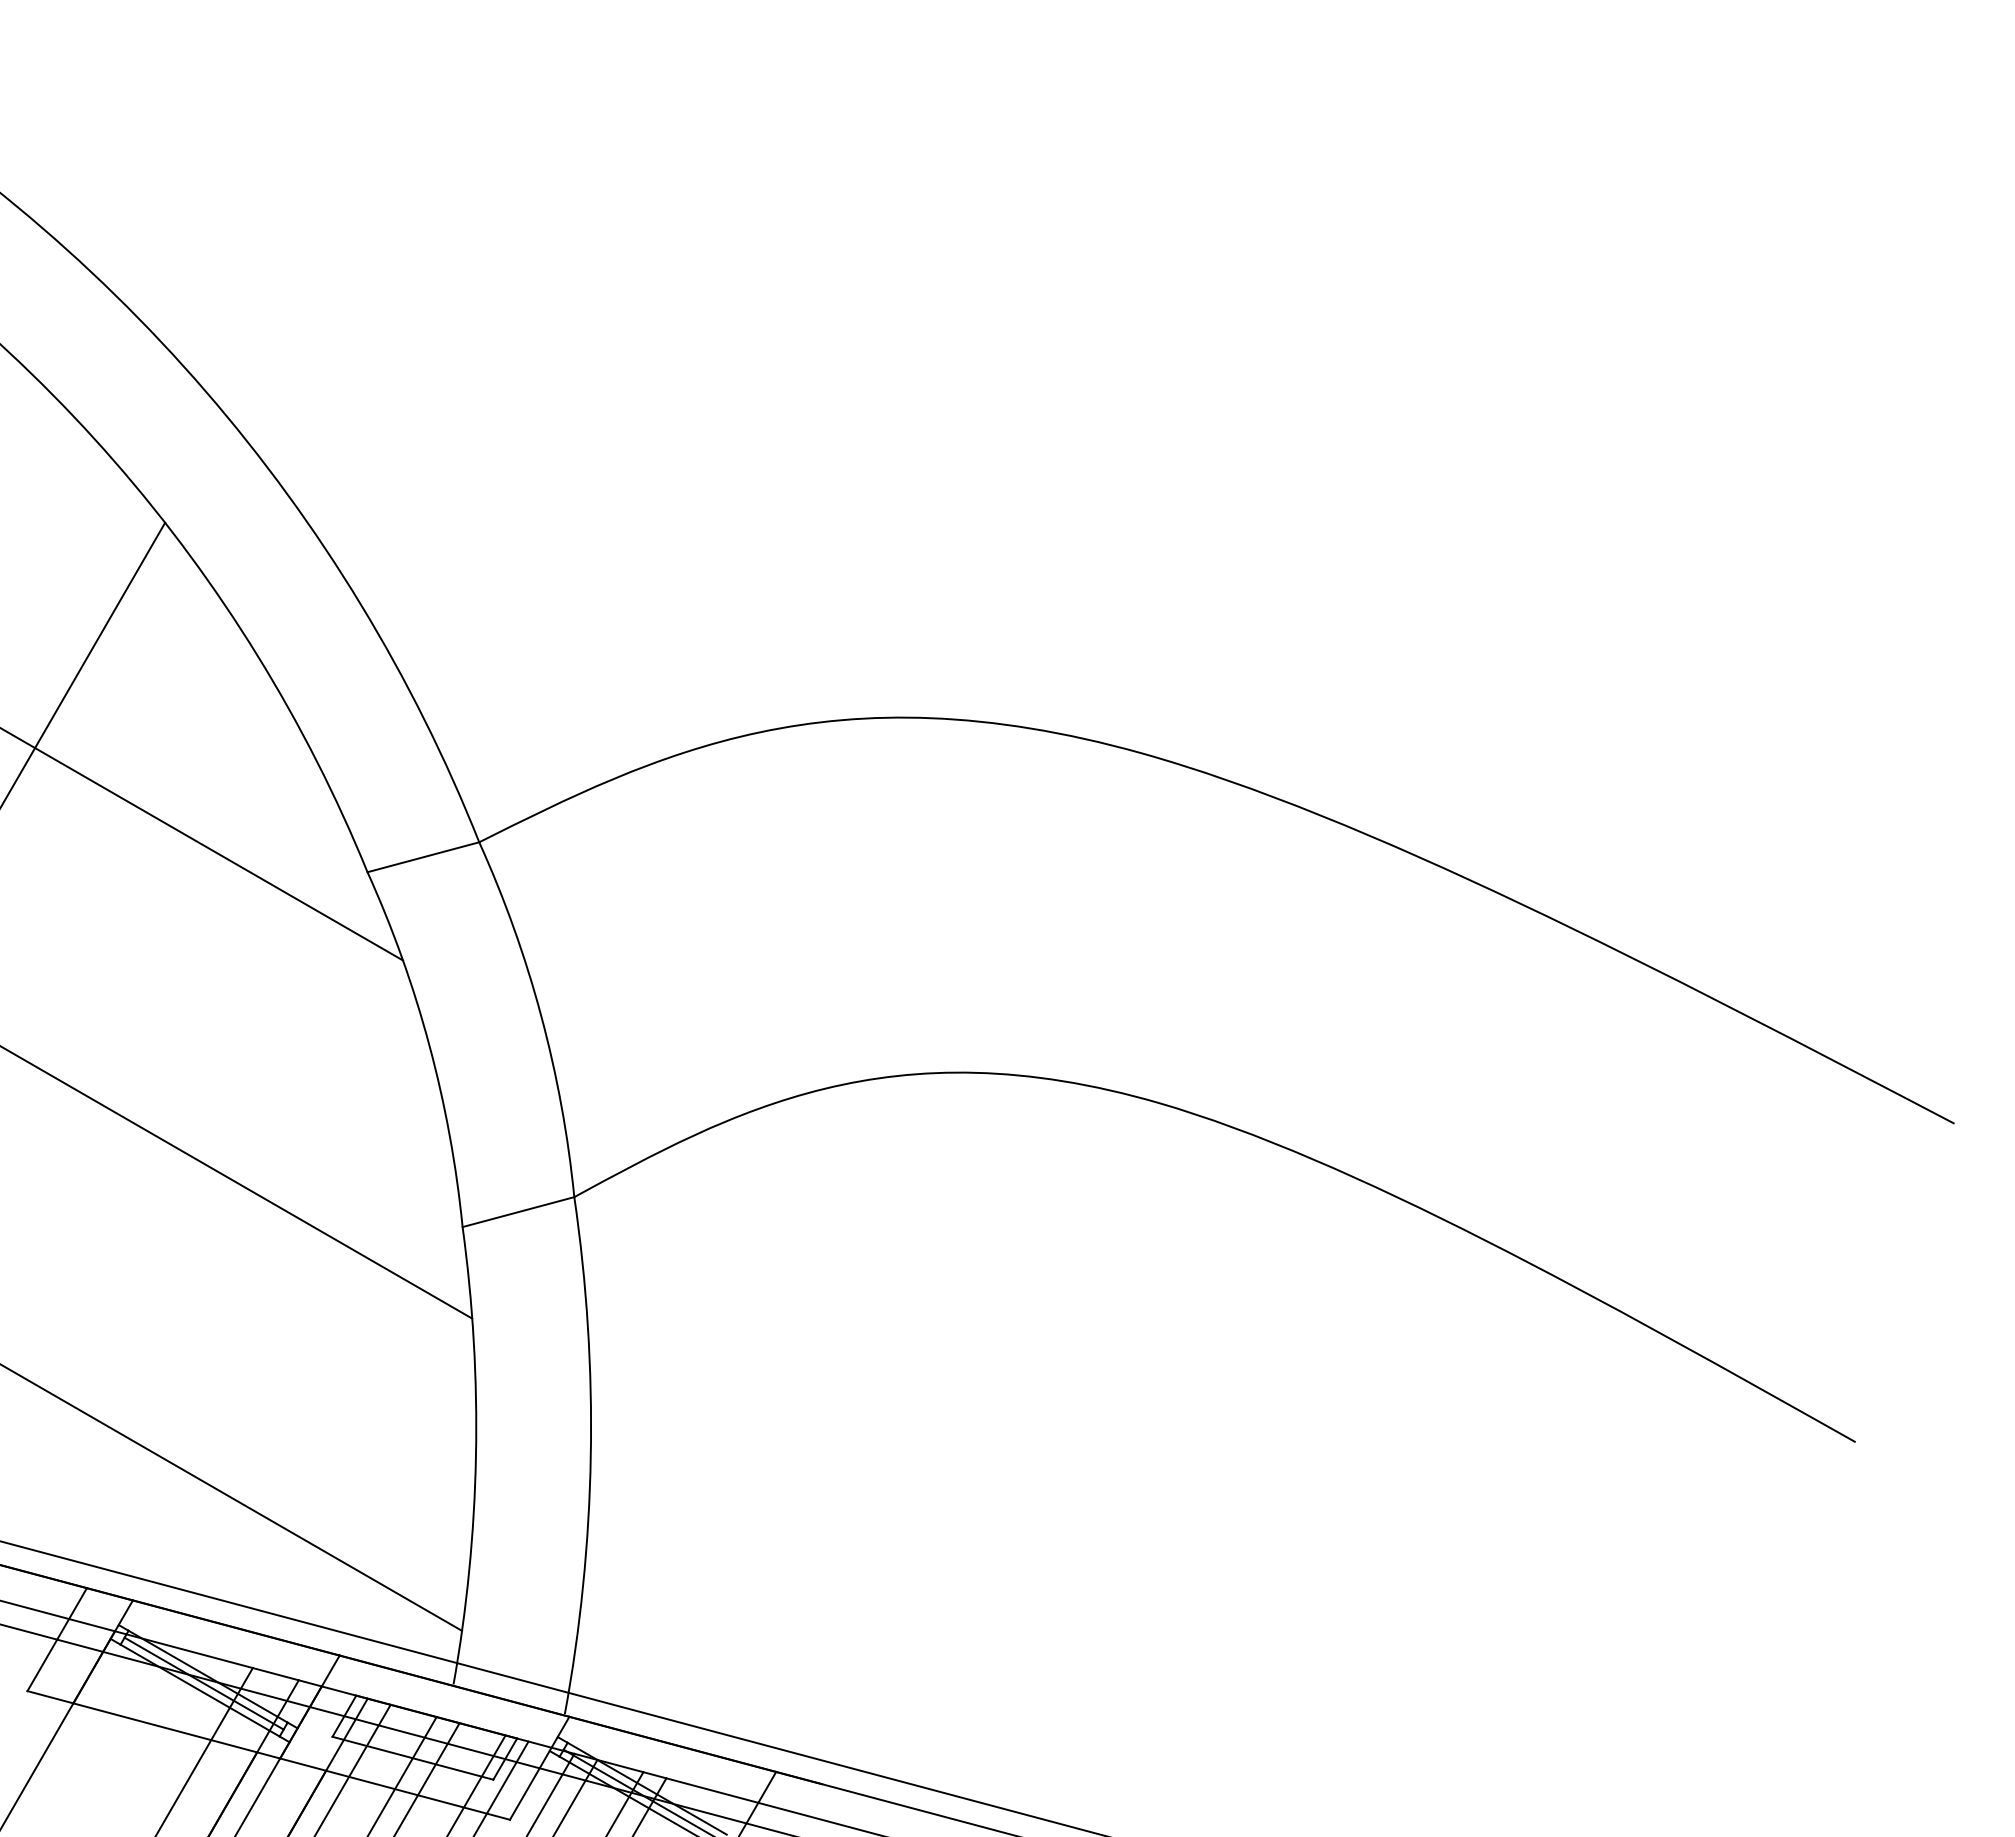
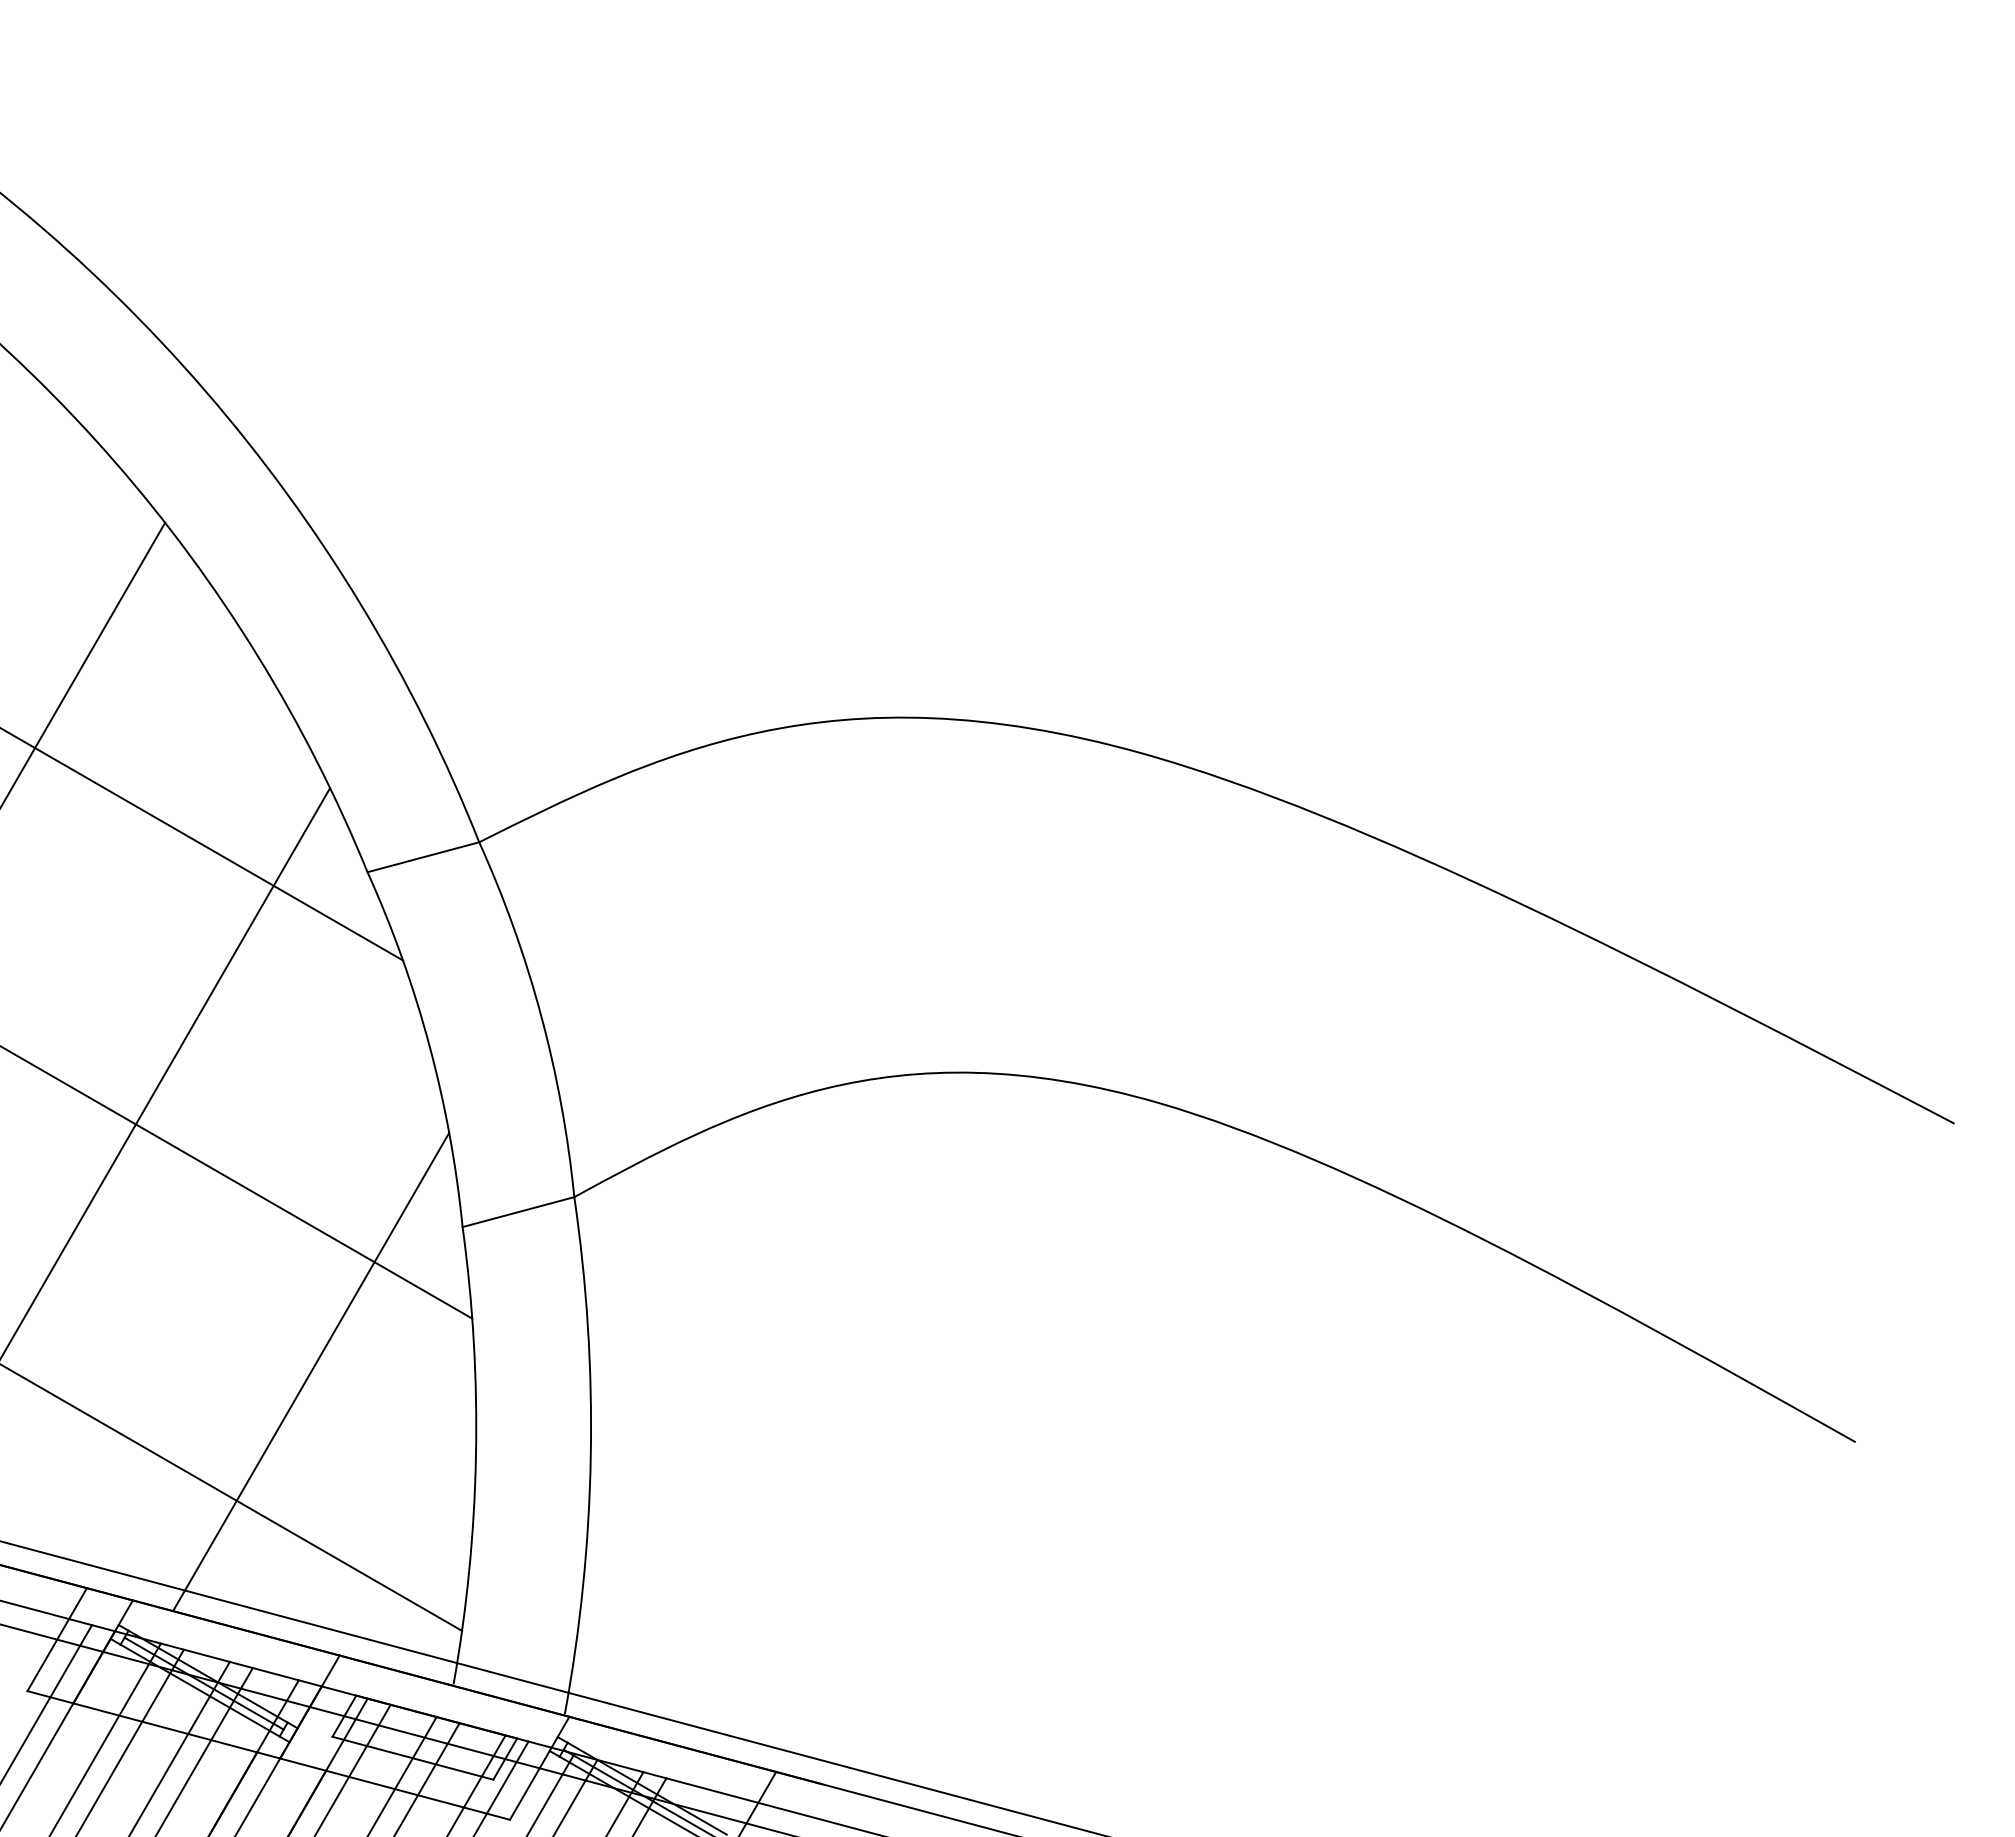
line: none -> present (166, 1072)
line: none -> present (311, 1370)
line: none -> present (47, 1703)
line: none -> present (105, 1738)
line: none -> present (130, 1741)
line: none -> present (179, 1747)
